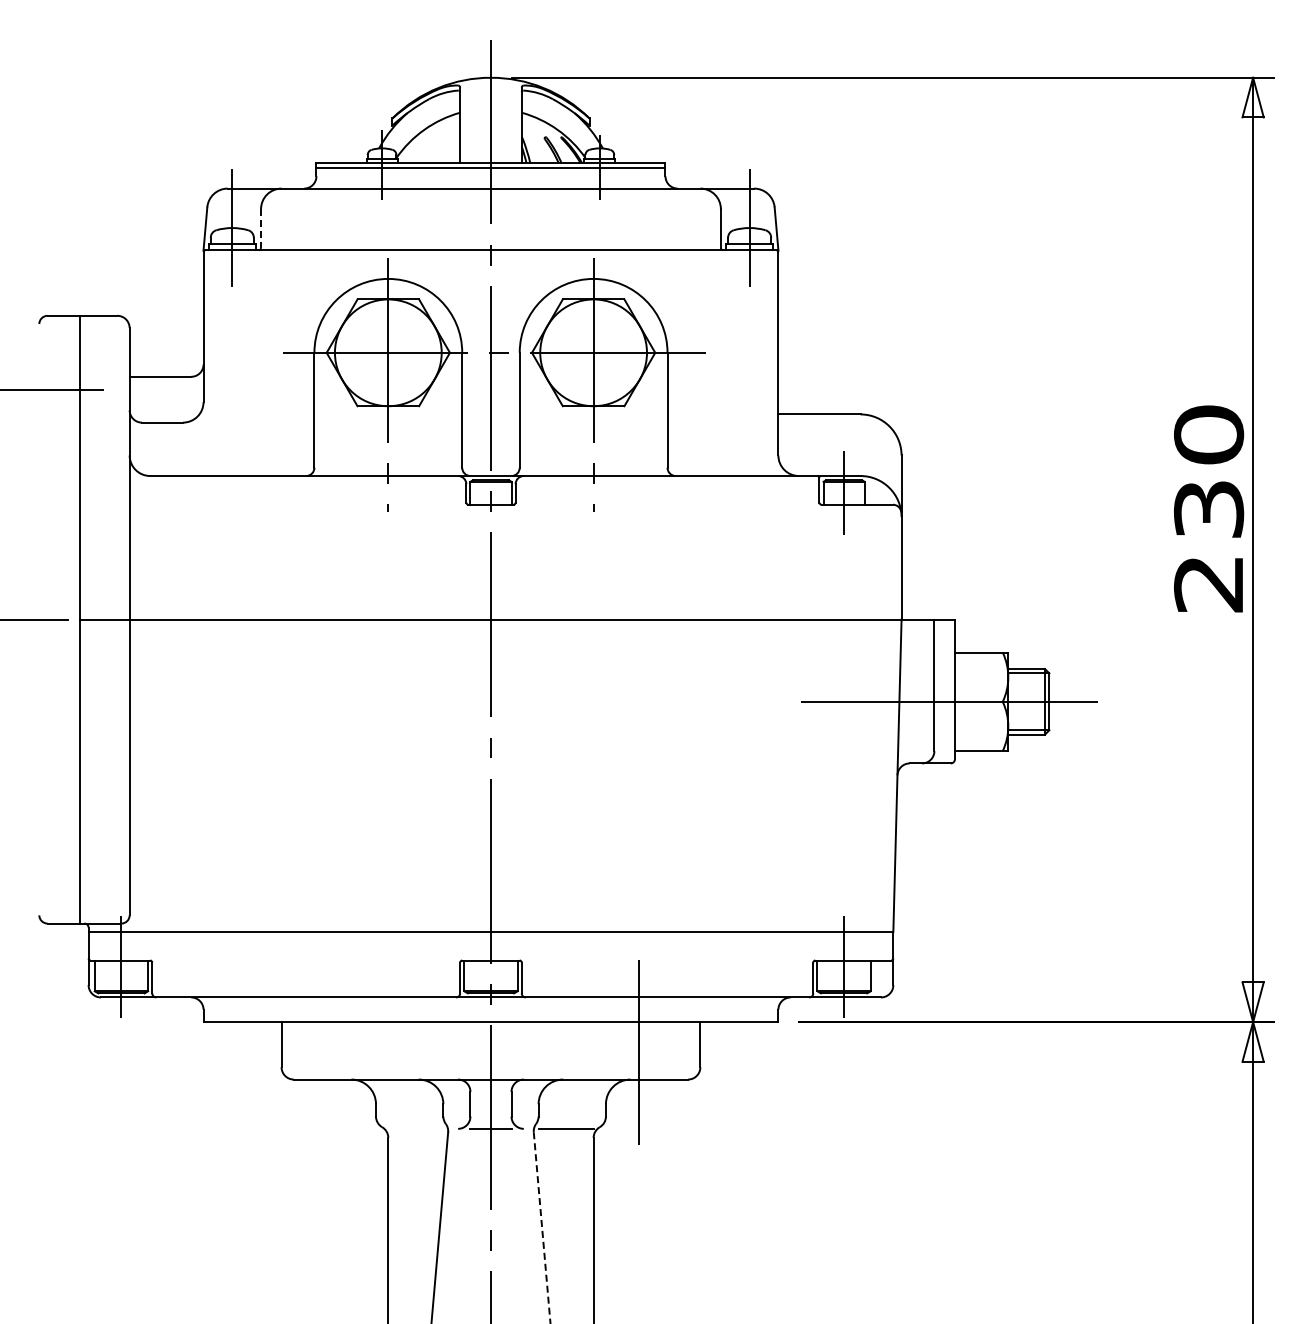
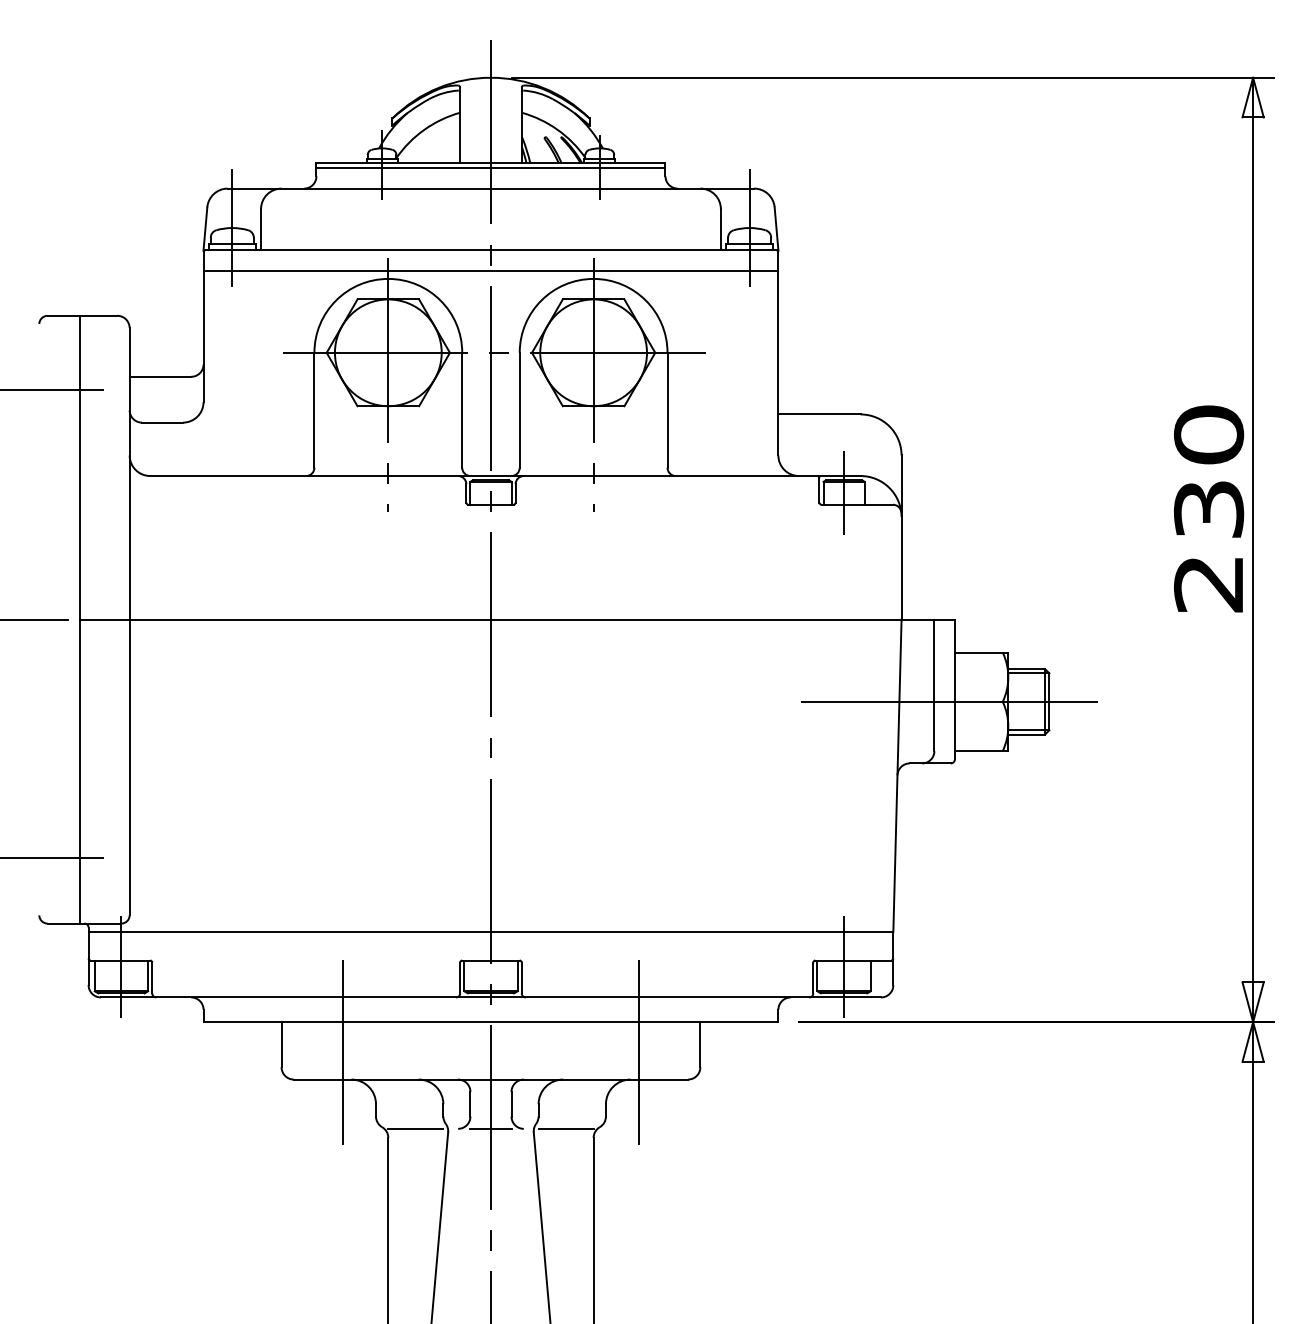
line: dashed -> solid (261, 228)
line: none -> present (490, 270)
line: none -> present (52, 857)
line: none -> present (343, 1047)
line: none -> present (415, 1128)
line: dashed -> solid (542, 1227)
